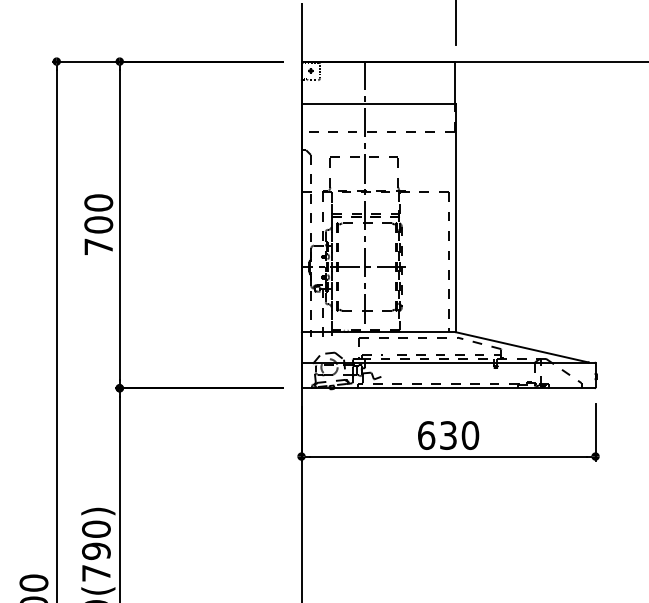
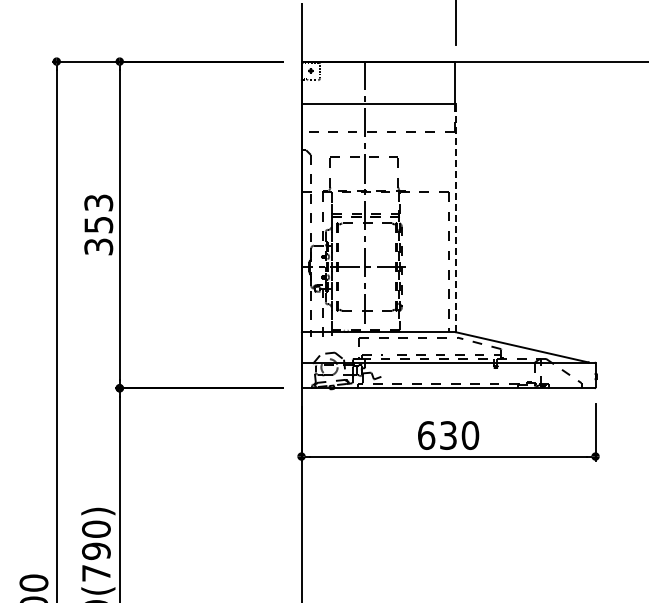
line: solid -> dashed (455, 217)
text: 700 -> 353 (98, 224)
